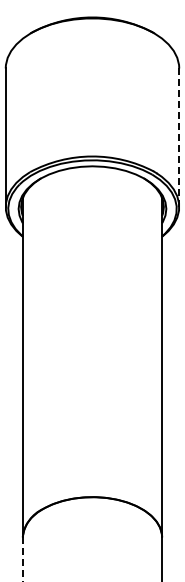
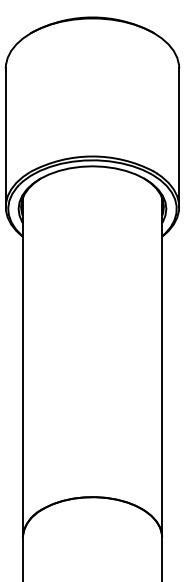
line: dashed -> solid (179, 137)
line: dashed -> solid (22, 559)
